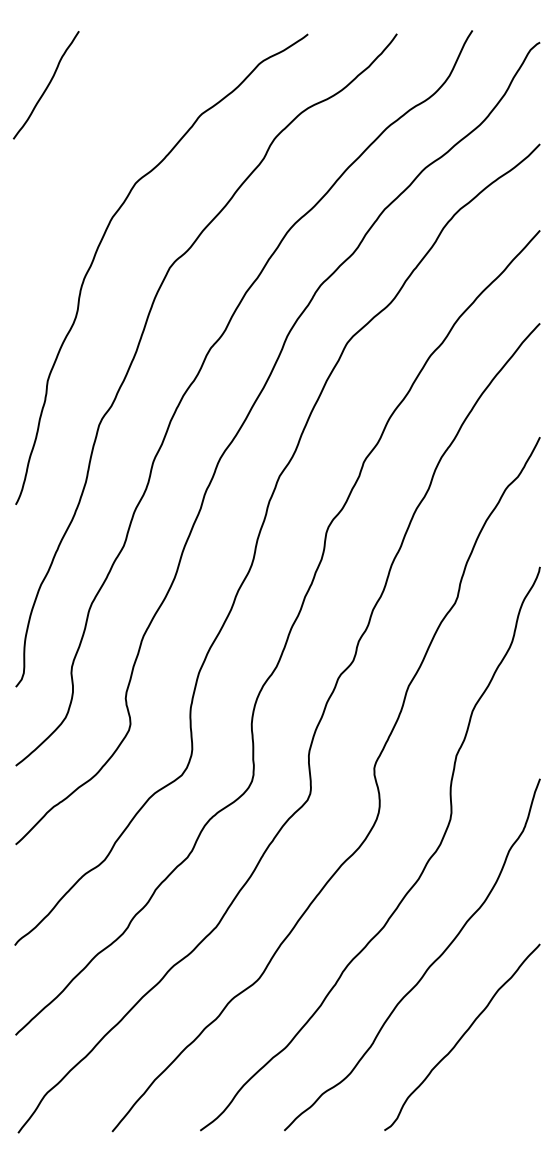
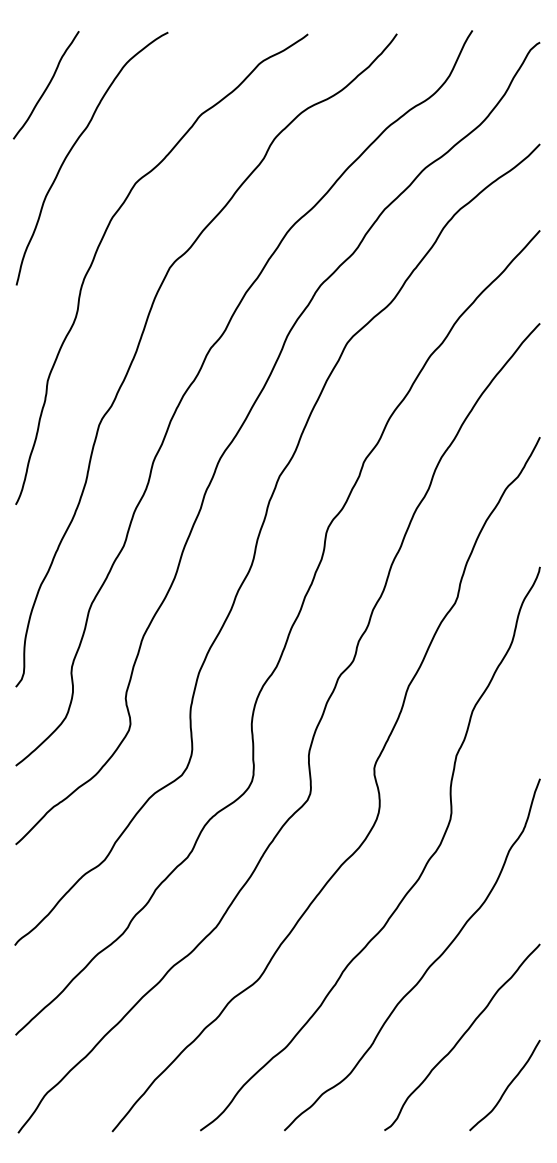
curve: none -> present (74, 146)
curve: none -> present (506, 1087)
